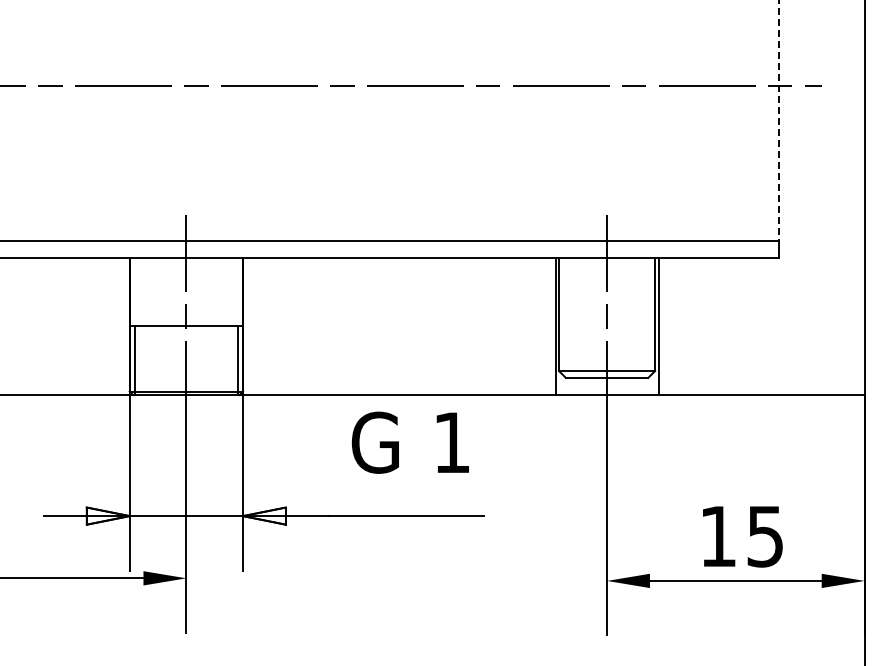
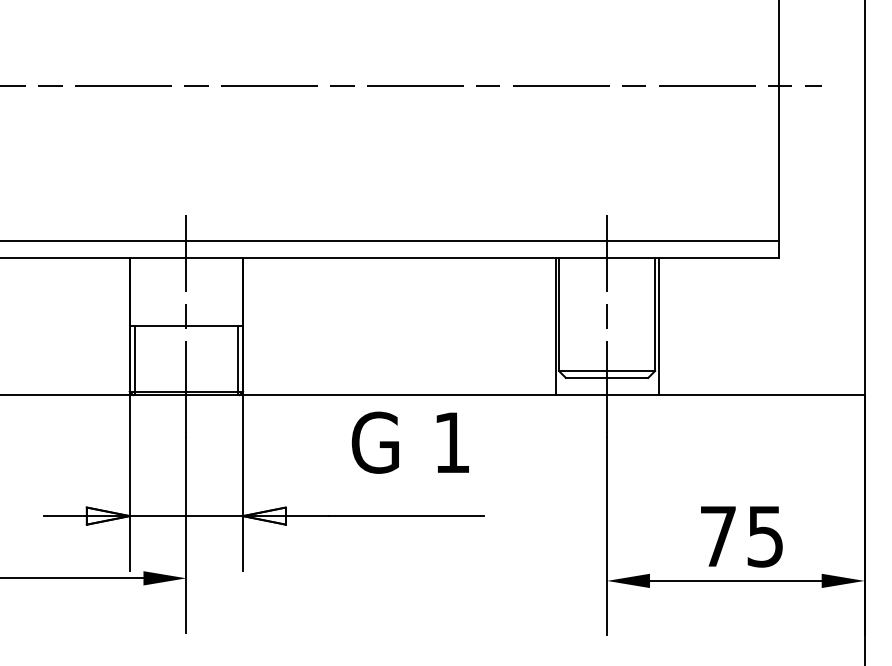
line: dashed -> solid (778, 120)
text: 15 -> 75 (718, 536)
